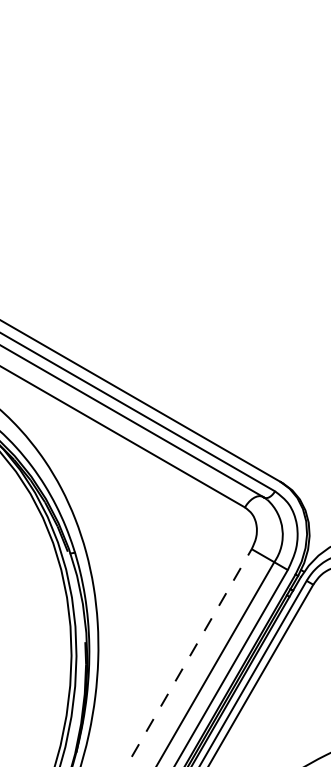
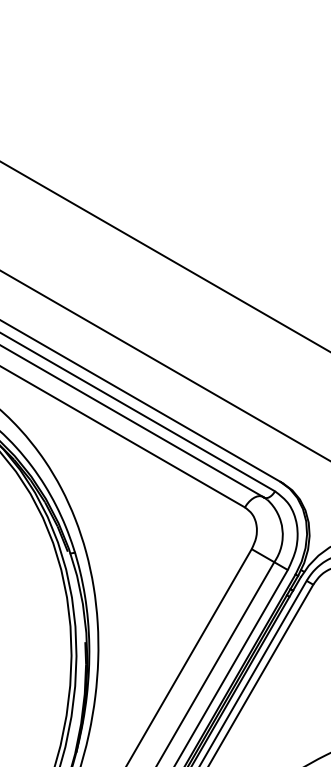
line: none -> present (164, 256)
line: none -> present (164, 365)
line: dashed -> solid (189, 657)
